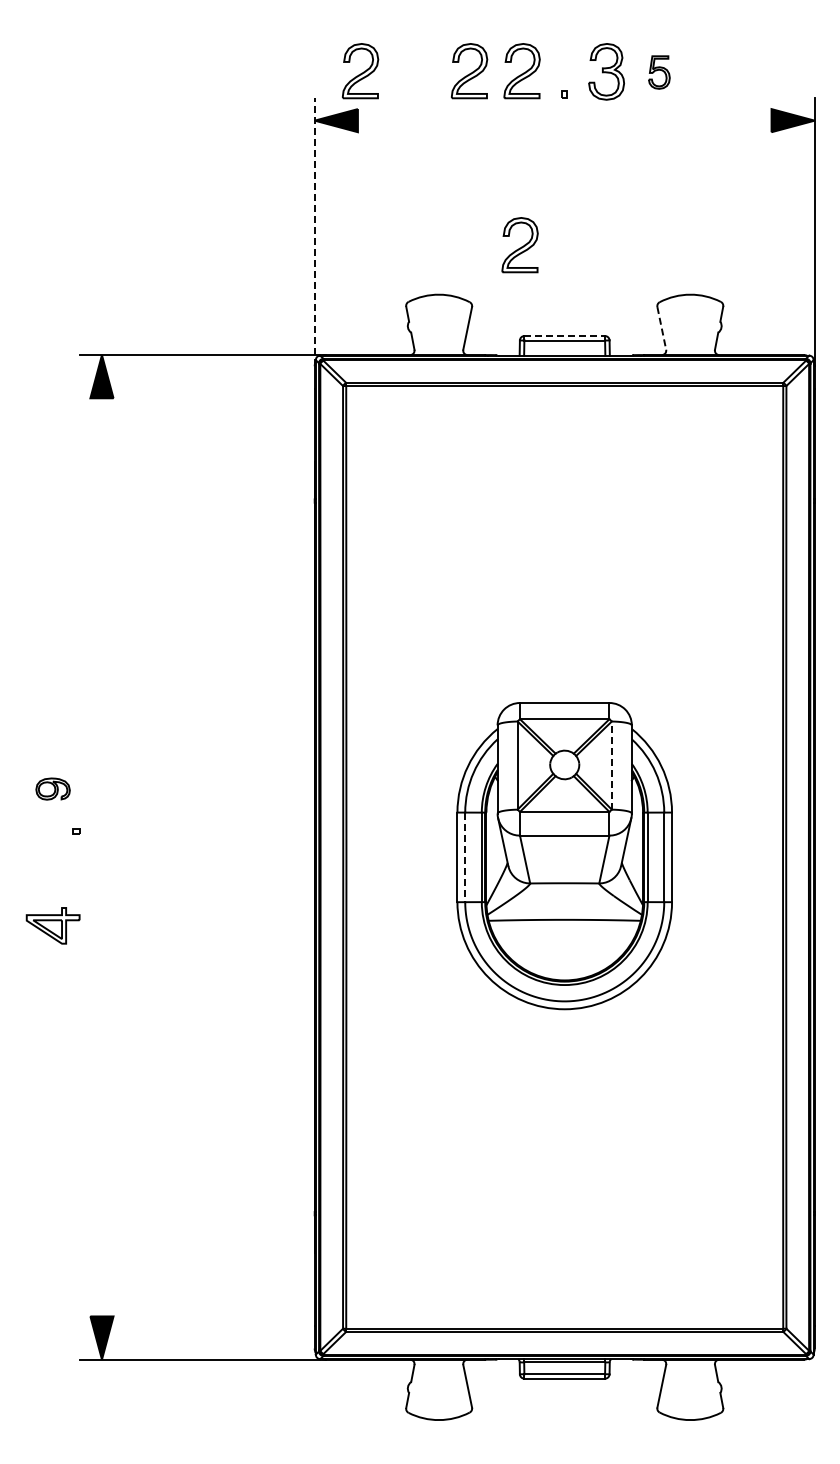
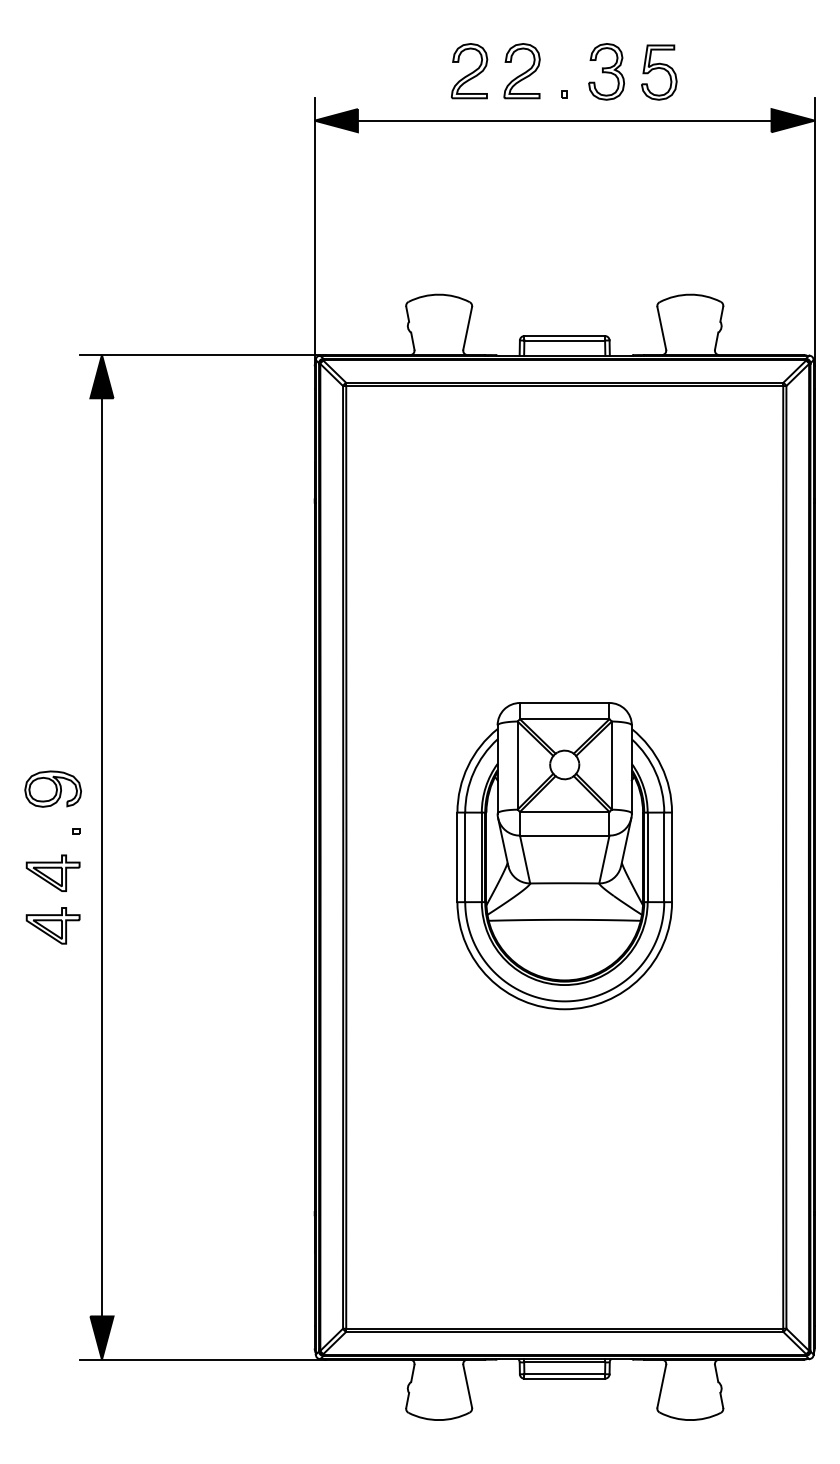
part: present -> none (360, 71)
part size: 23x35 px -> 37x57 px (659, 72)
line: none -> present (564, 120)
line: dashed -> solid (314, 232)
part: present -> none (519, 245)
line: dashed -> solid (661, 328)
line: dashed -> solid (565, 336)
line: dashed -> solid (611, 765)
part size: 36x24 px -> 58x38 px (52, 788)
line: none -> present (101, 857)
line: dashed -> solid (465, 857)
part: none -> present (52, 872)
